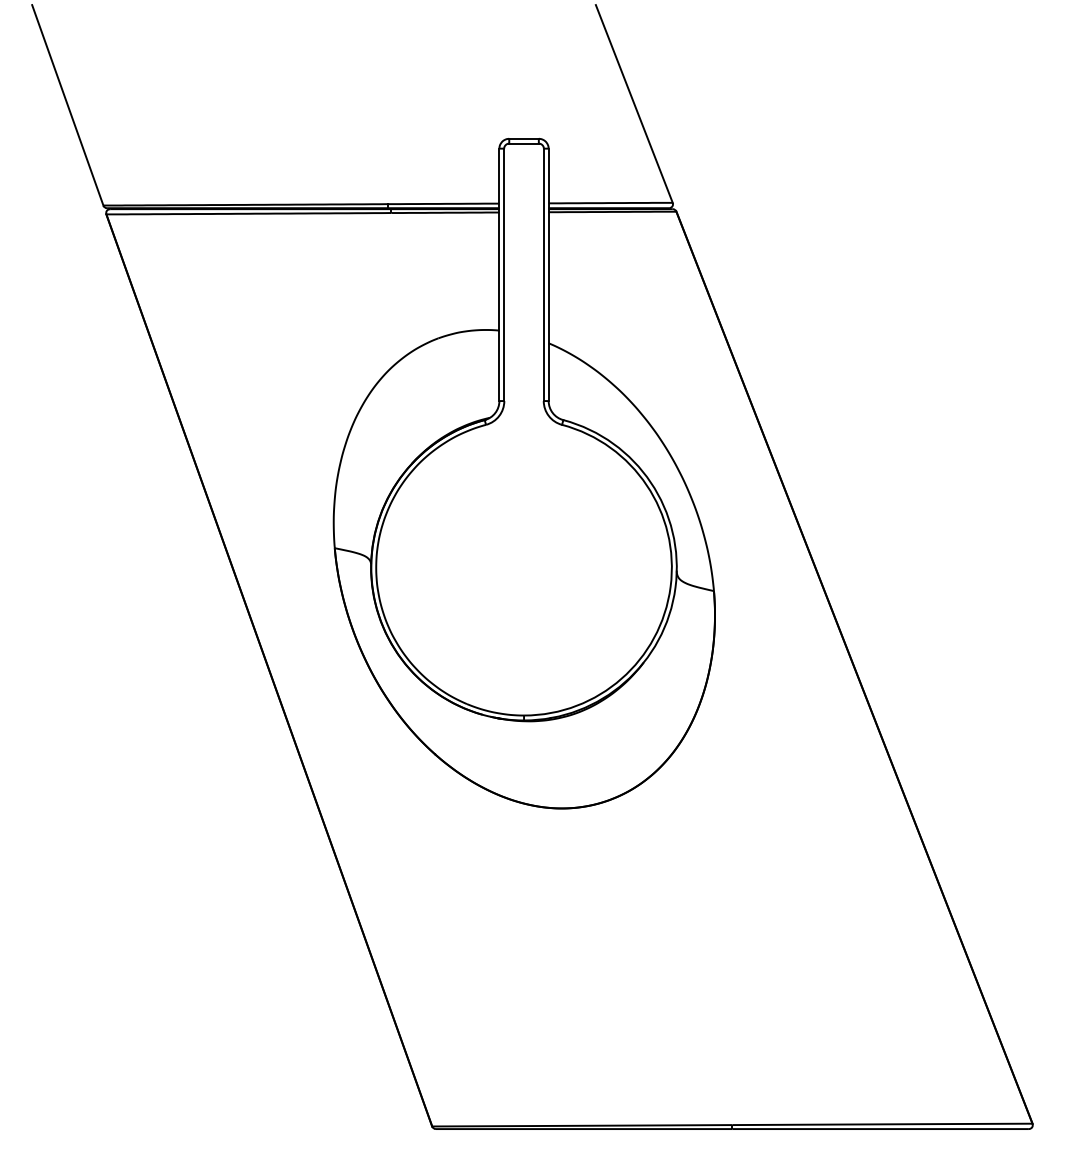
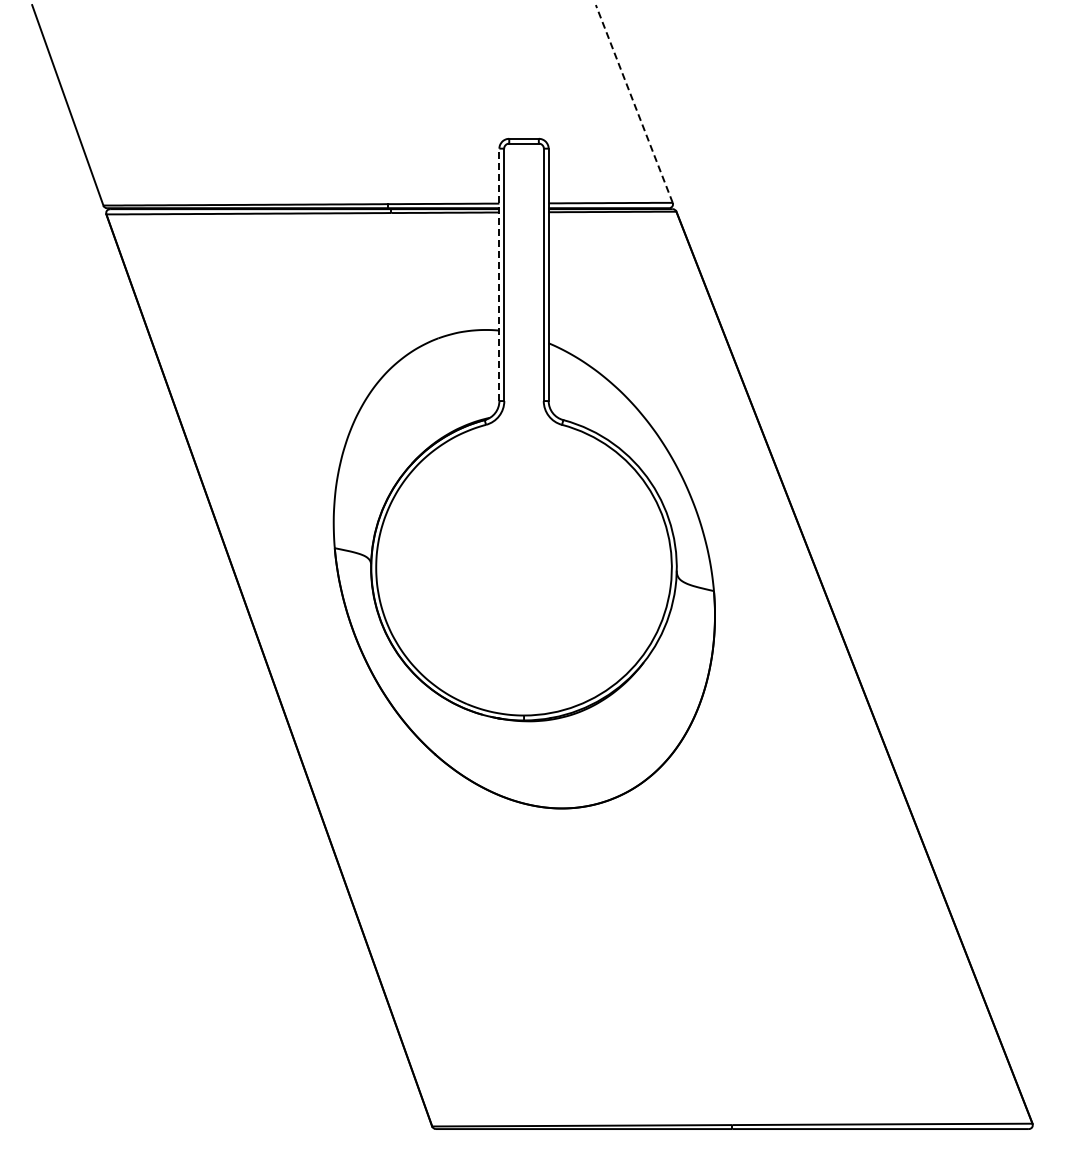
line: solid -> dashed (634, 103)
line: solid -> dashed (499, 274)
